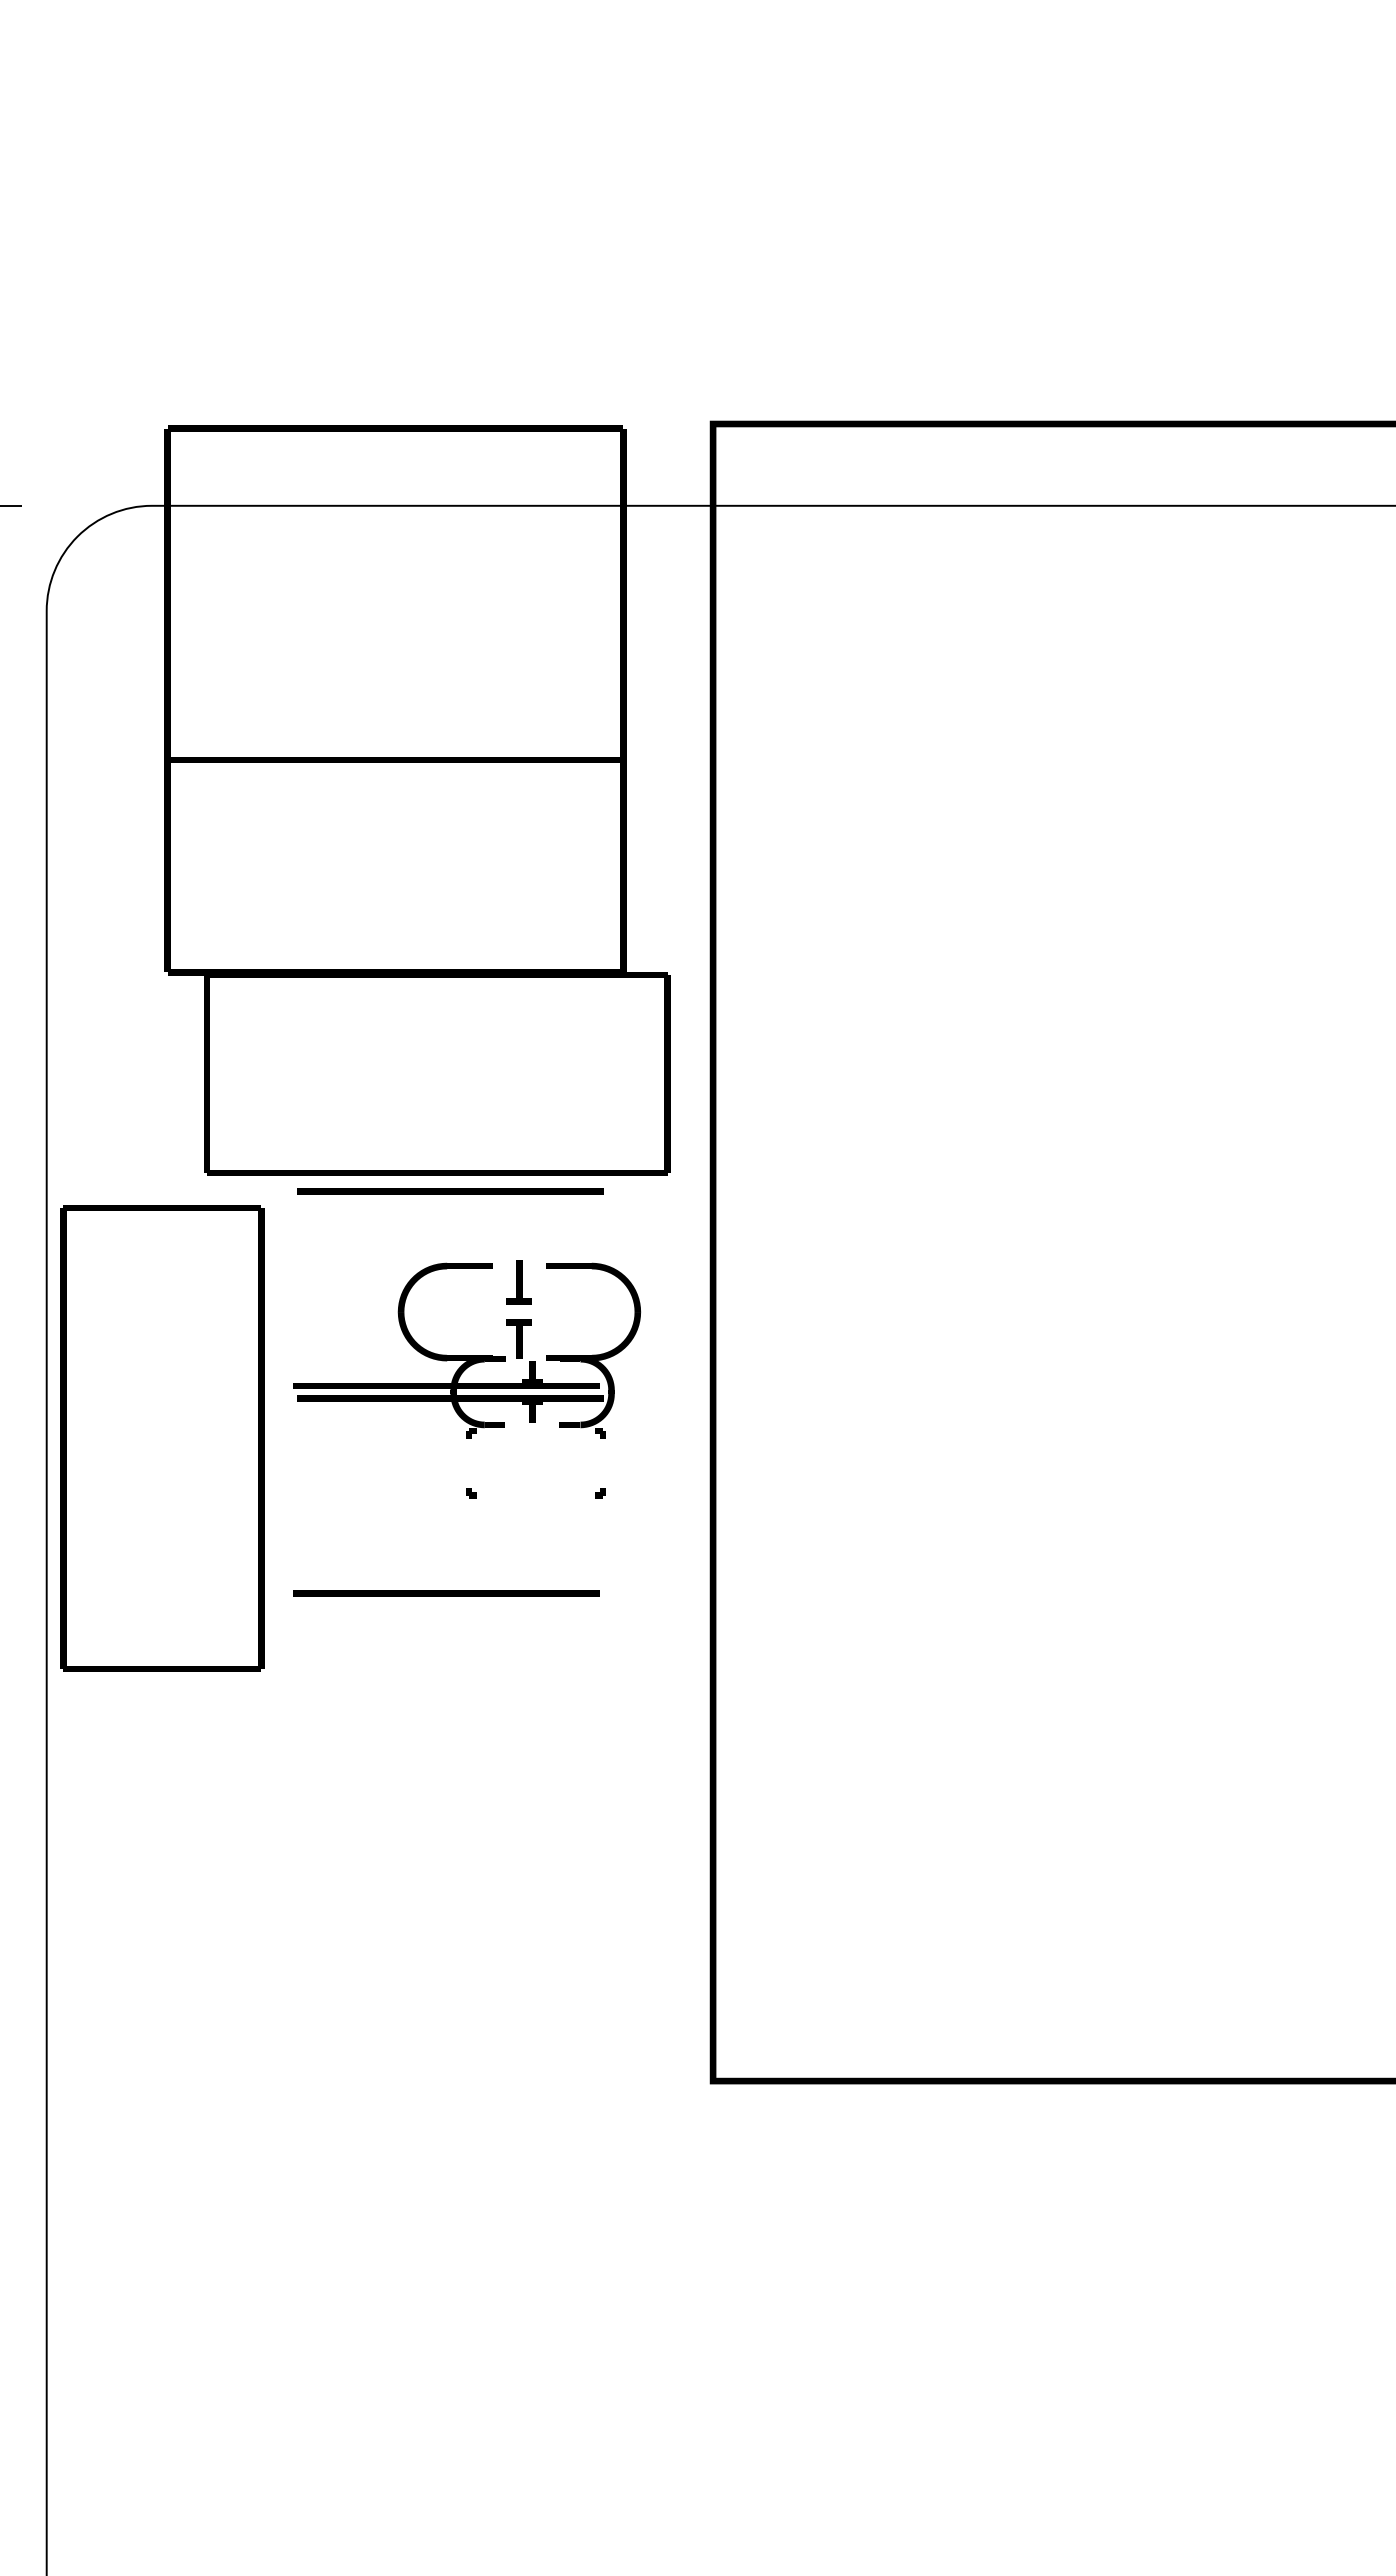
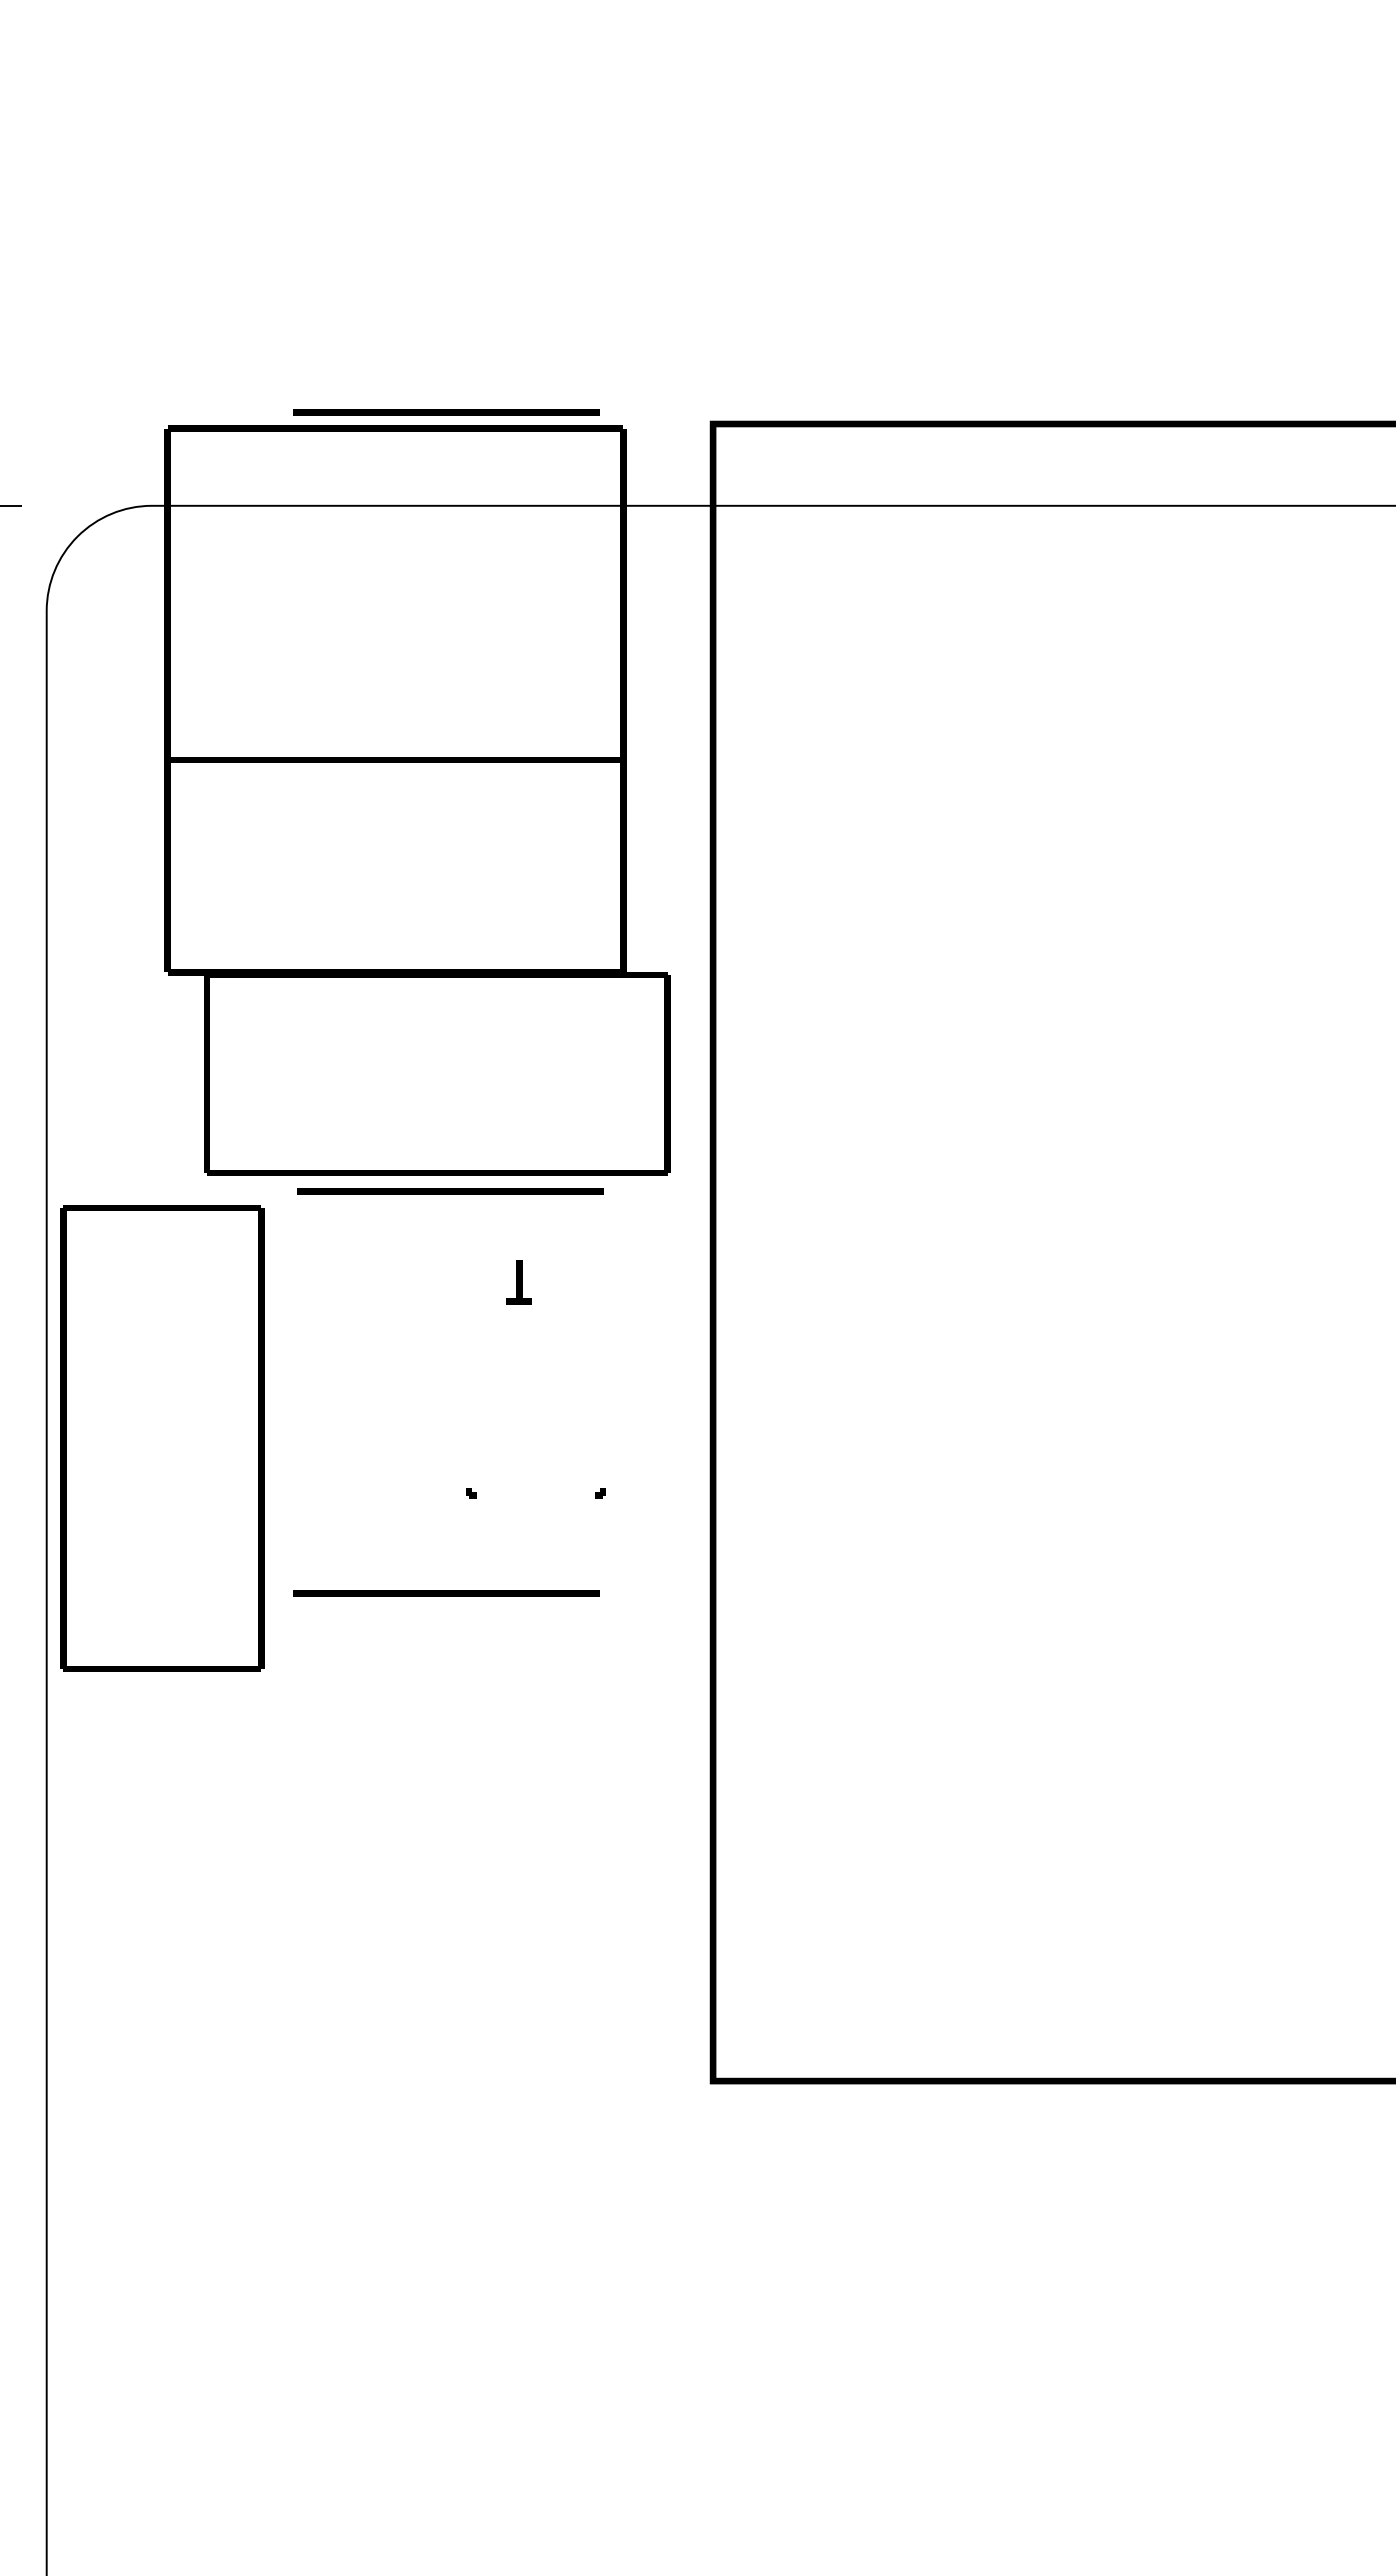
line: none -> present (446, 412)
part: present -> none (467, 1350)
